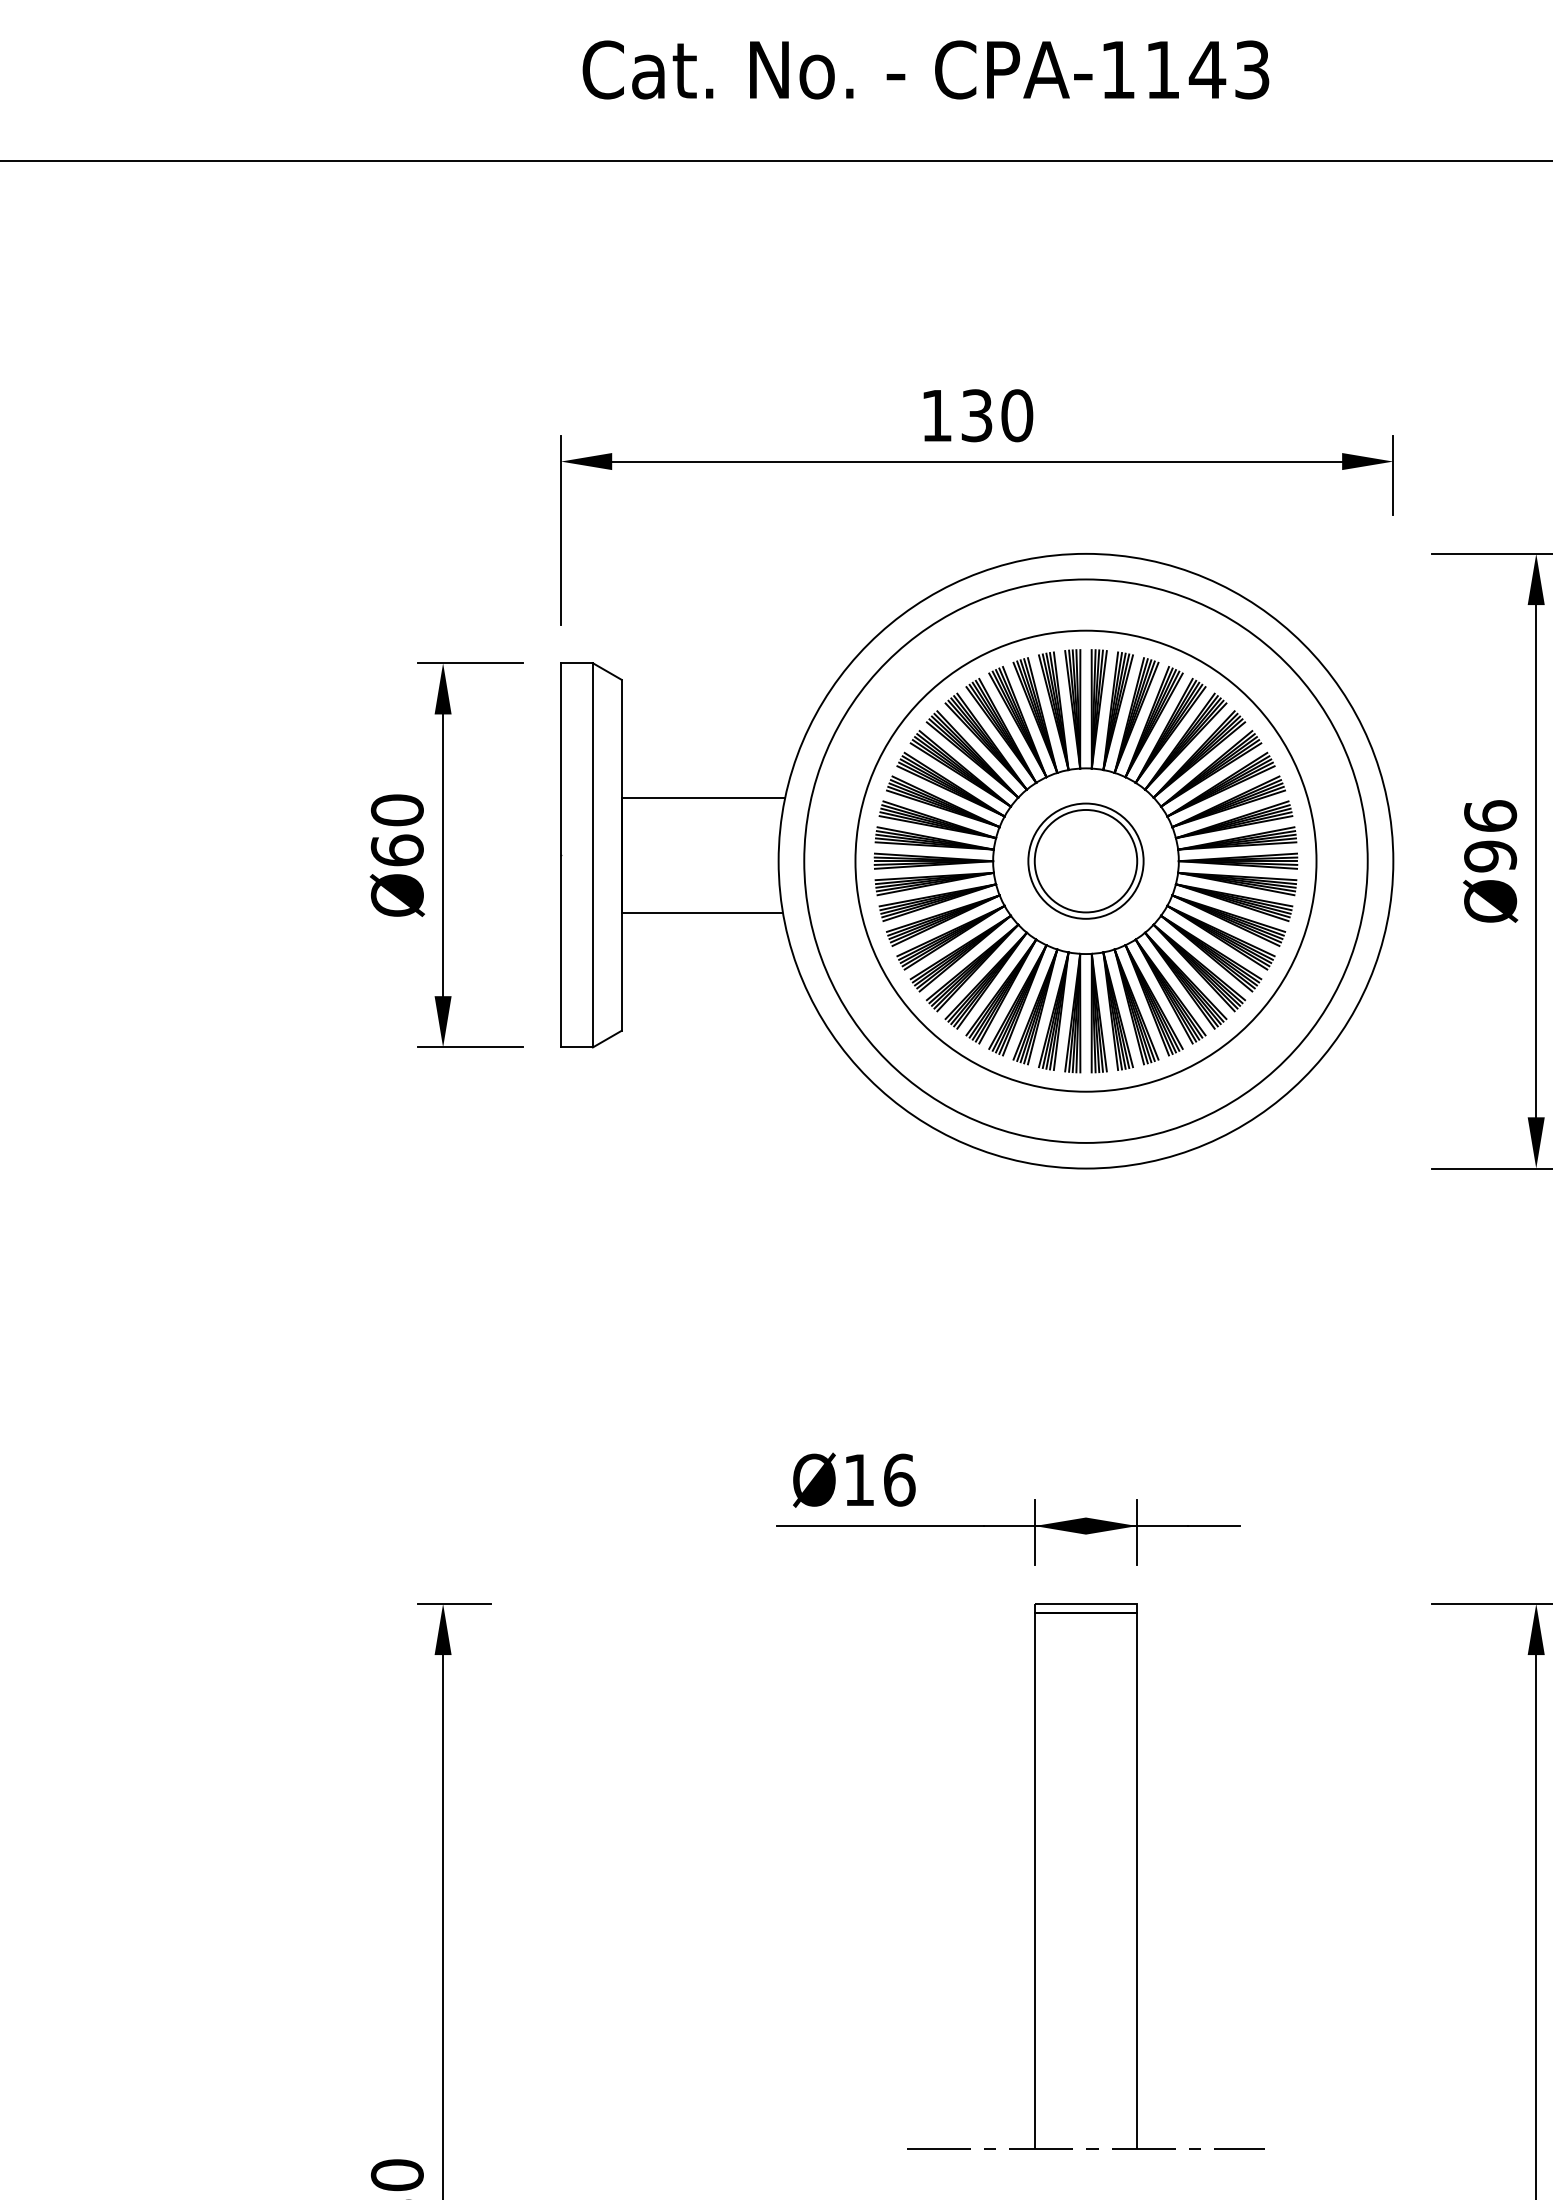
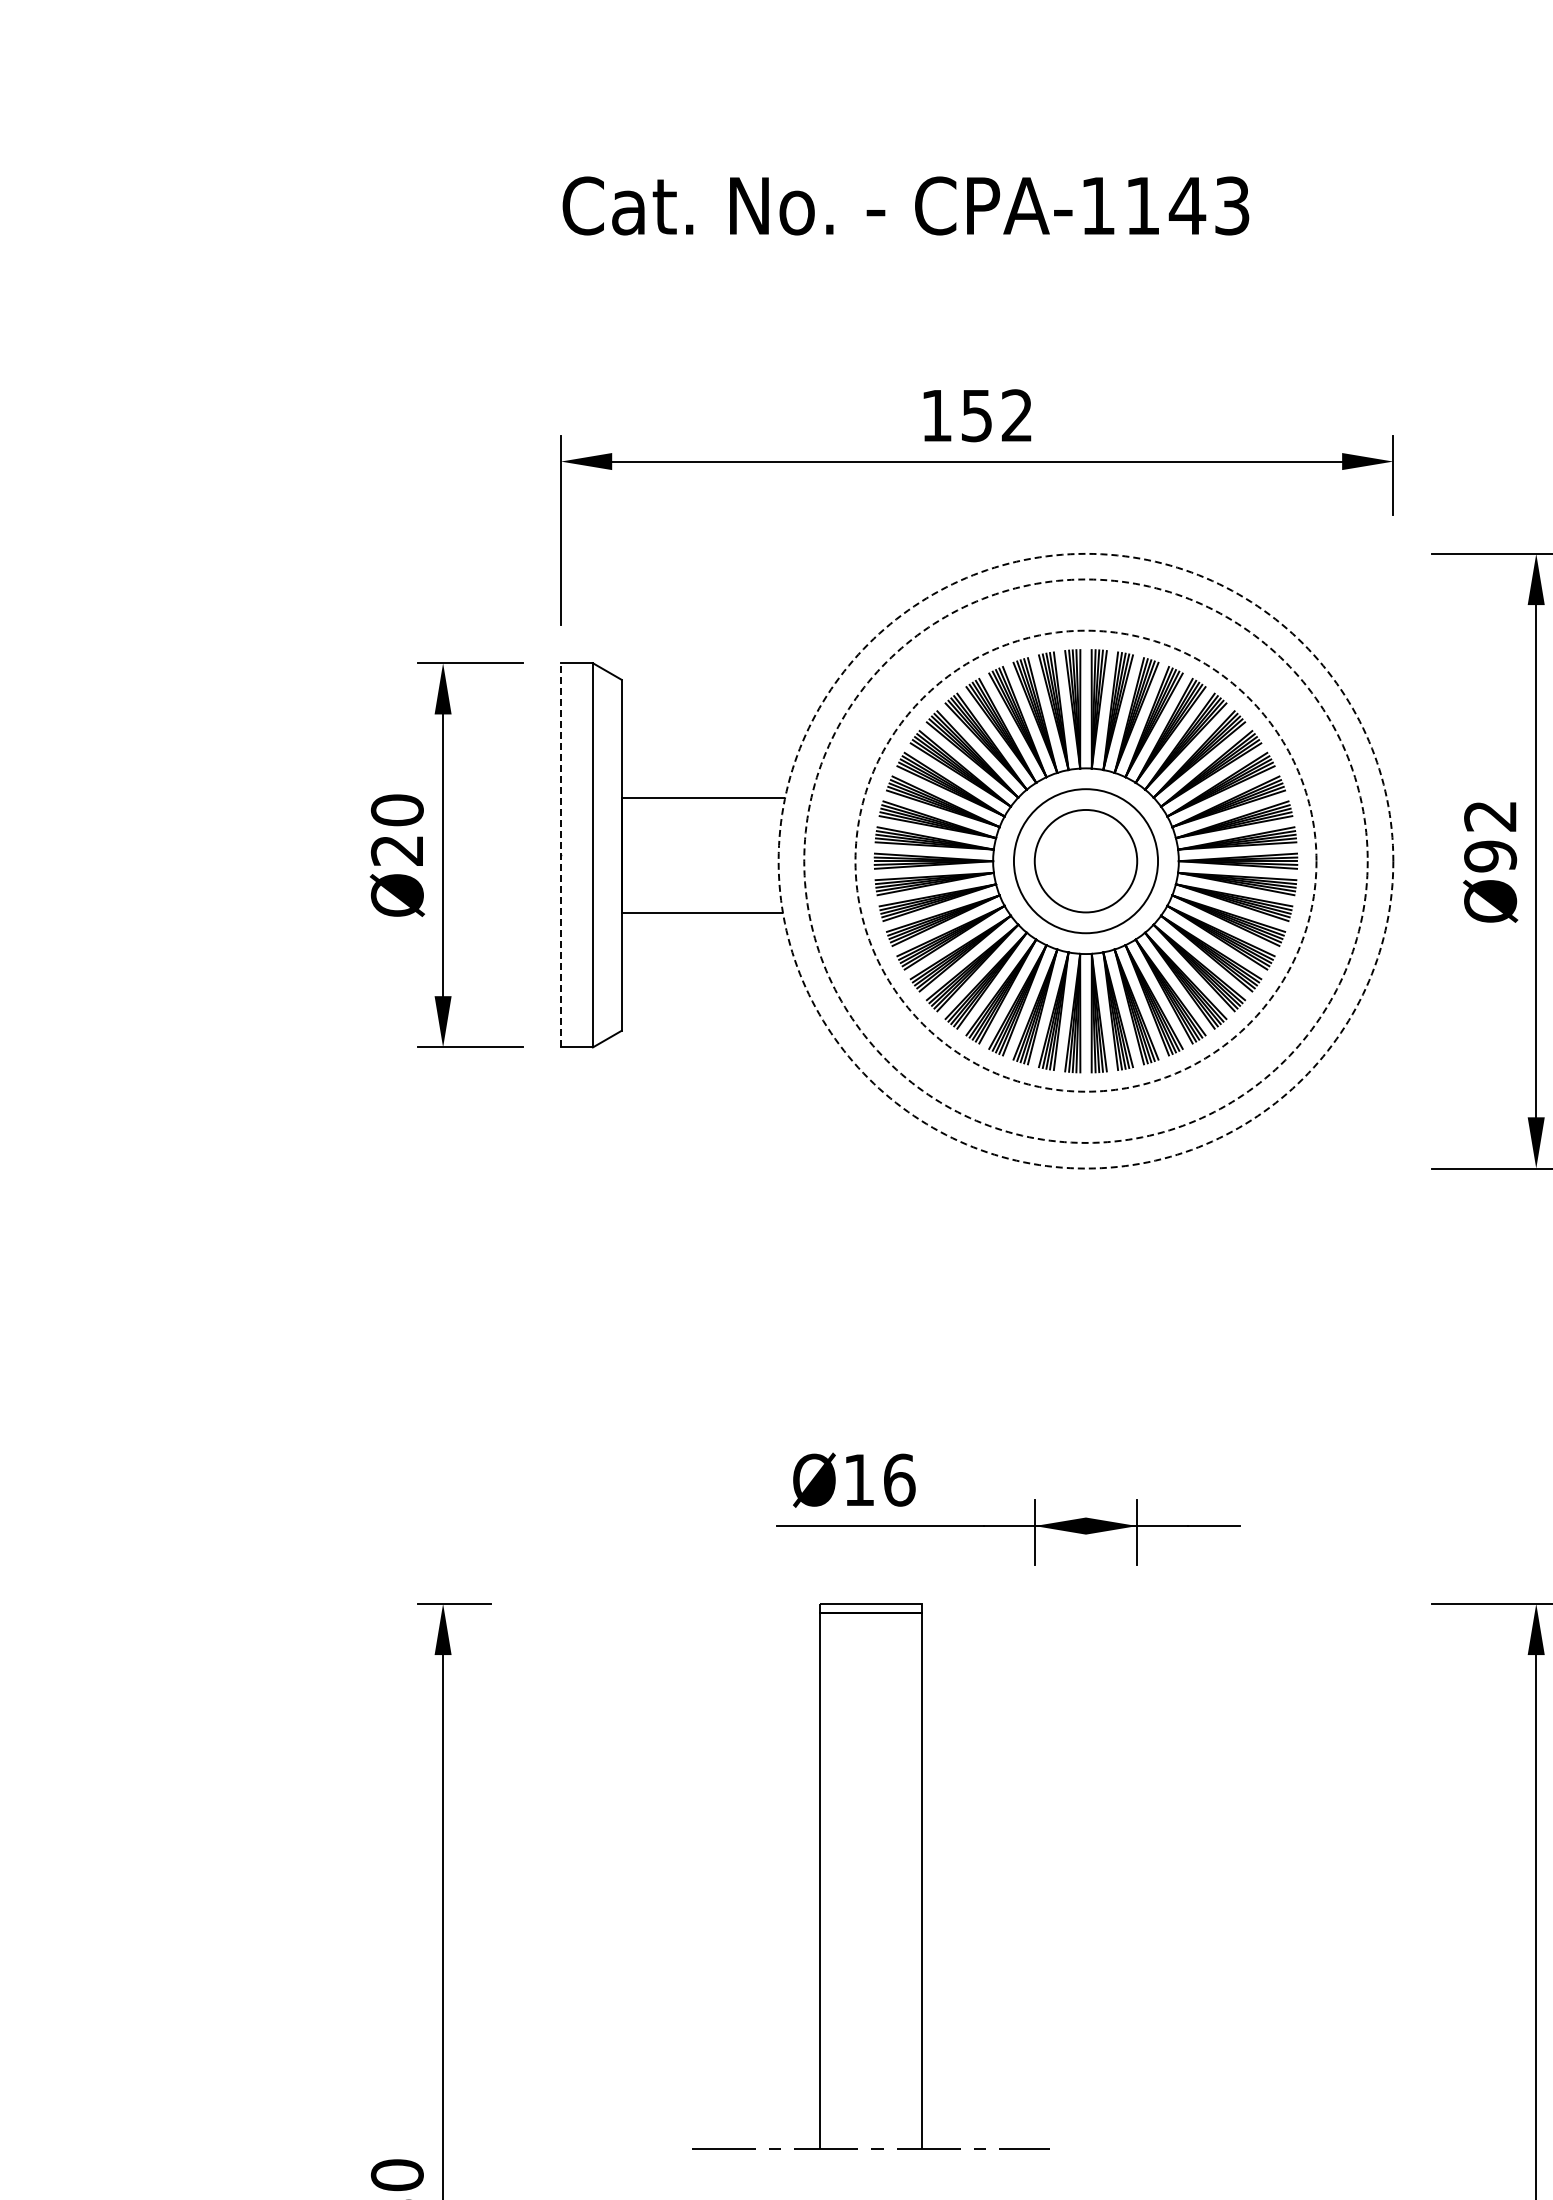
text position: (925, 69) -> (905, 205) (905, 205)
line: present -> none (775, 161)
text: 130 -> 152 (997, 415)
text: Ø96 -> Ø92 (1490, 815)
text: Ø60 -> Ø20 (396, 850)
line: solid -> dashed (560, 854)
circle diameter: 115 px -> 144 px (1085, 861)
circle: solid -> dashed (1085, 860)
circle: solid -> dashed (1085, 860)
circle: solid -> dashed (1085, 860)
part position: (1035, 1876) -> (820, 1876) (820, 1876)
